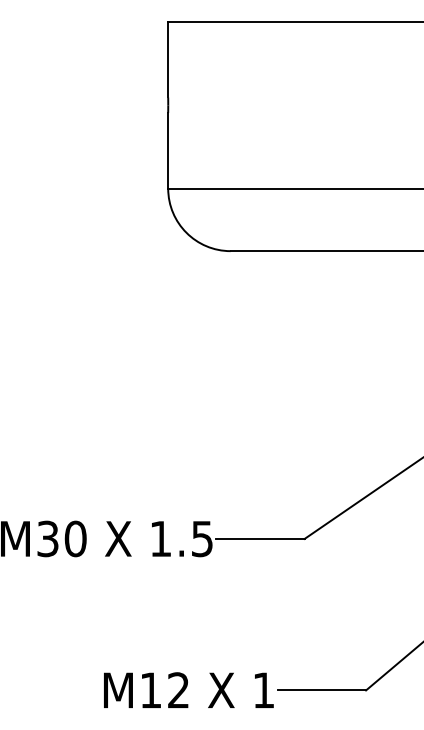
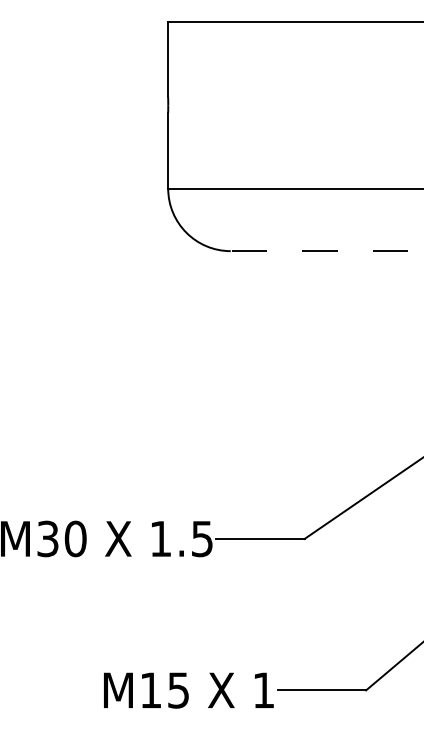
line: solid -> dashed (326, 251)
text: M12 -> M15 (178, 690)
